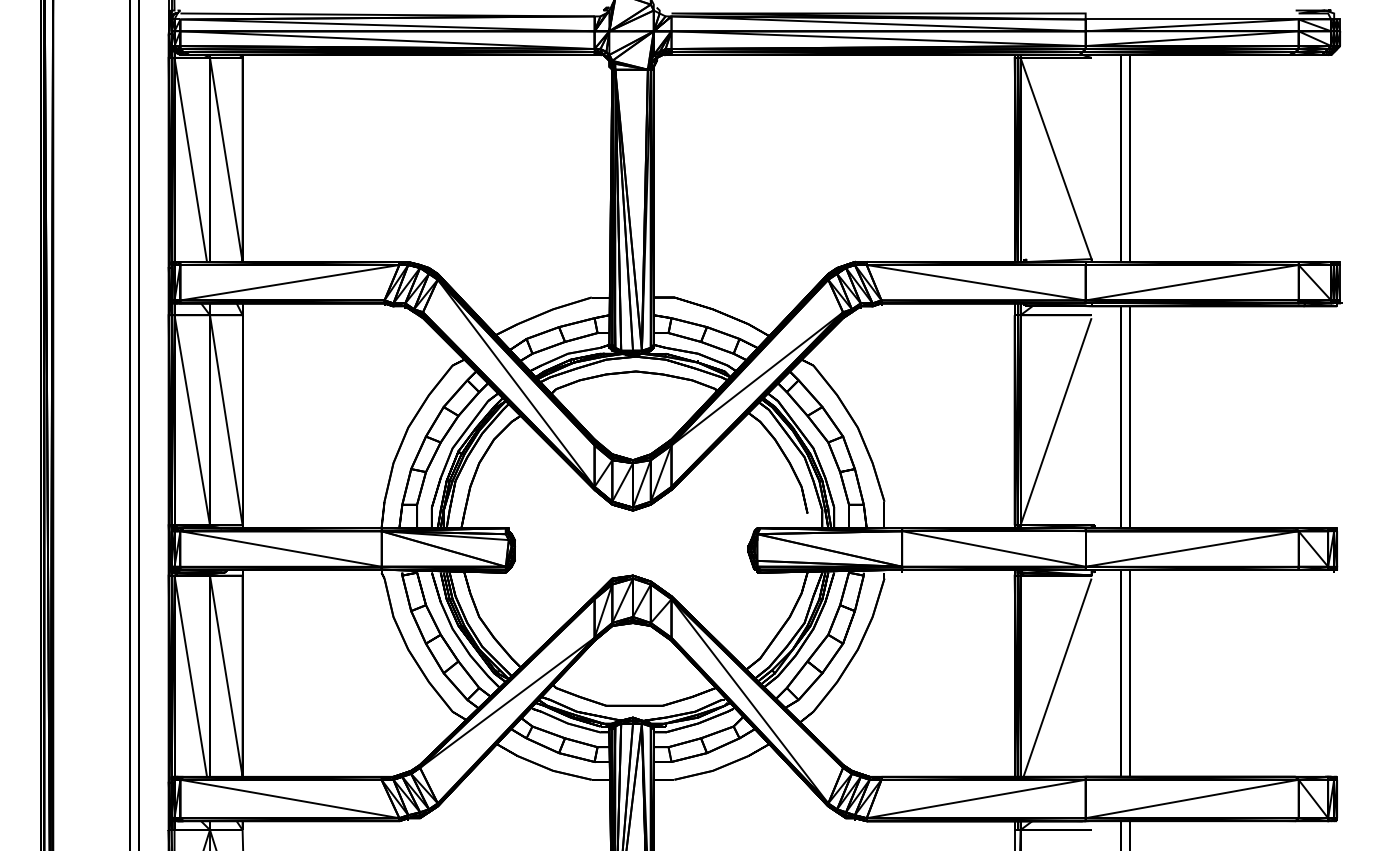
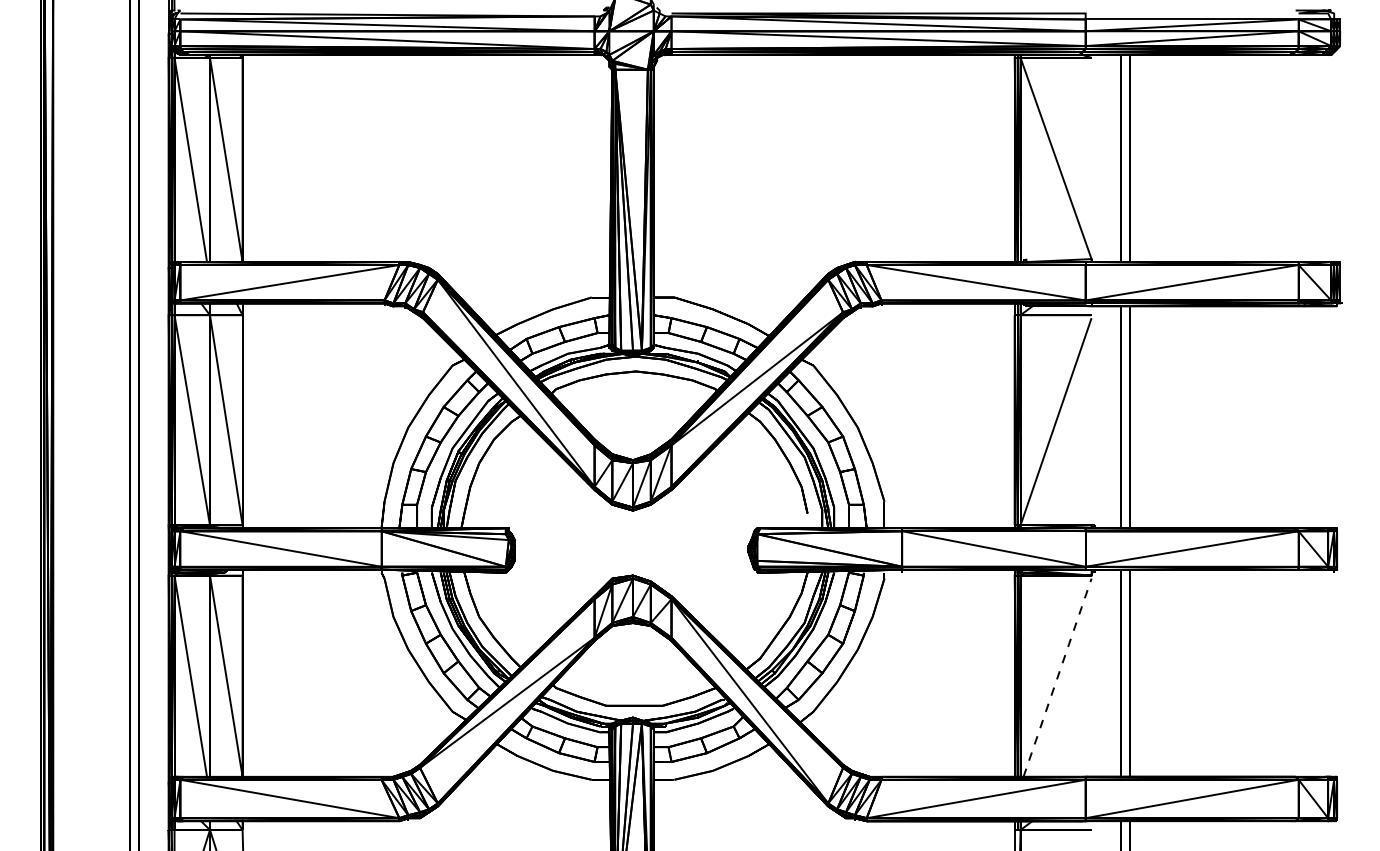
line: solid -> dashed (1057, 677)
